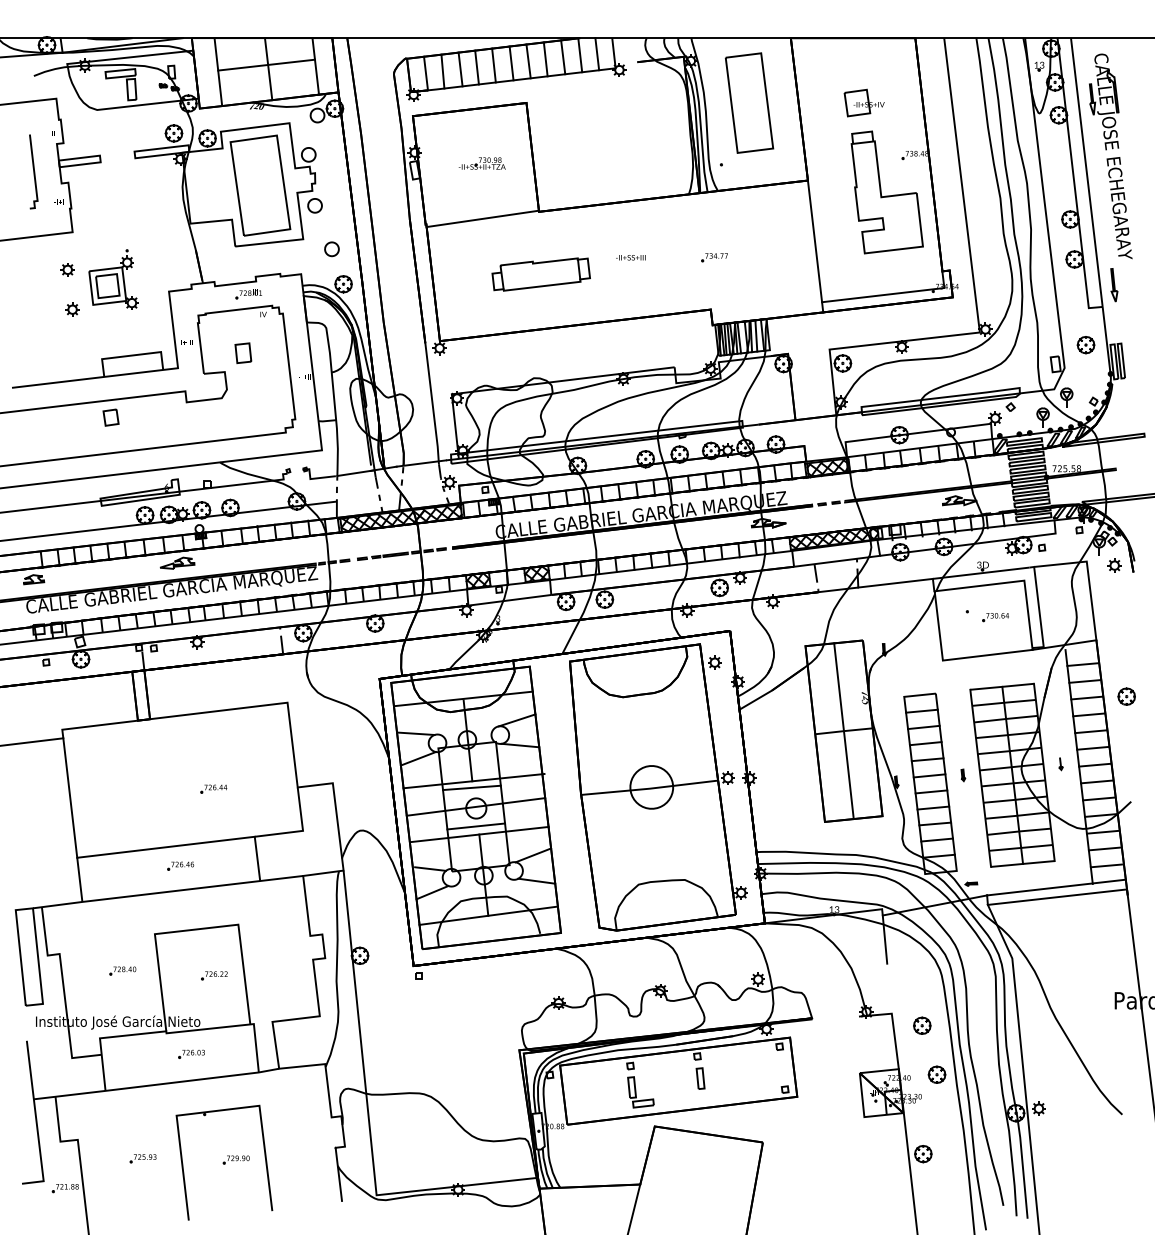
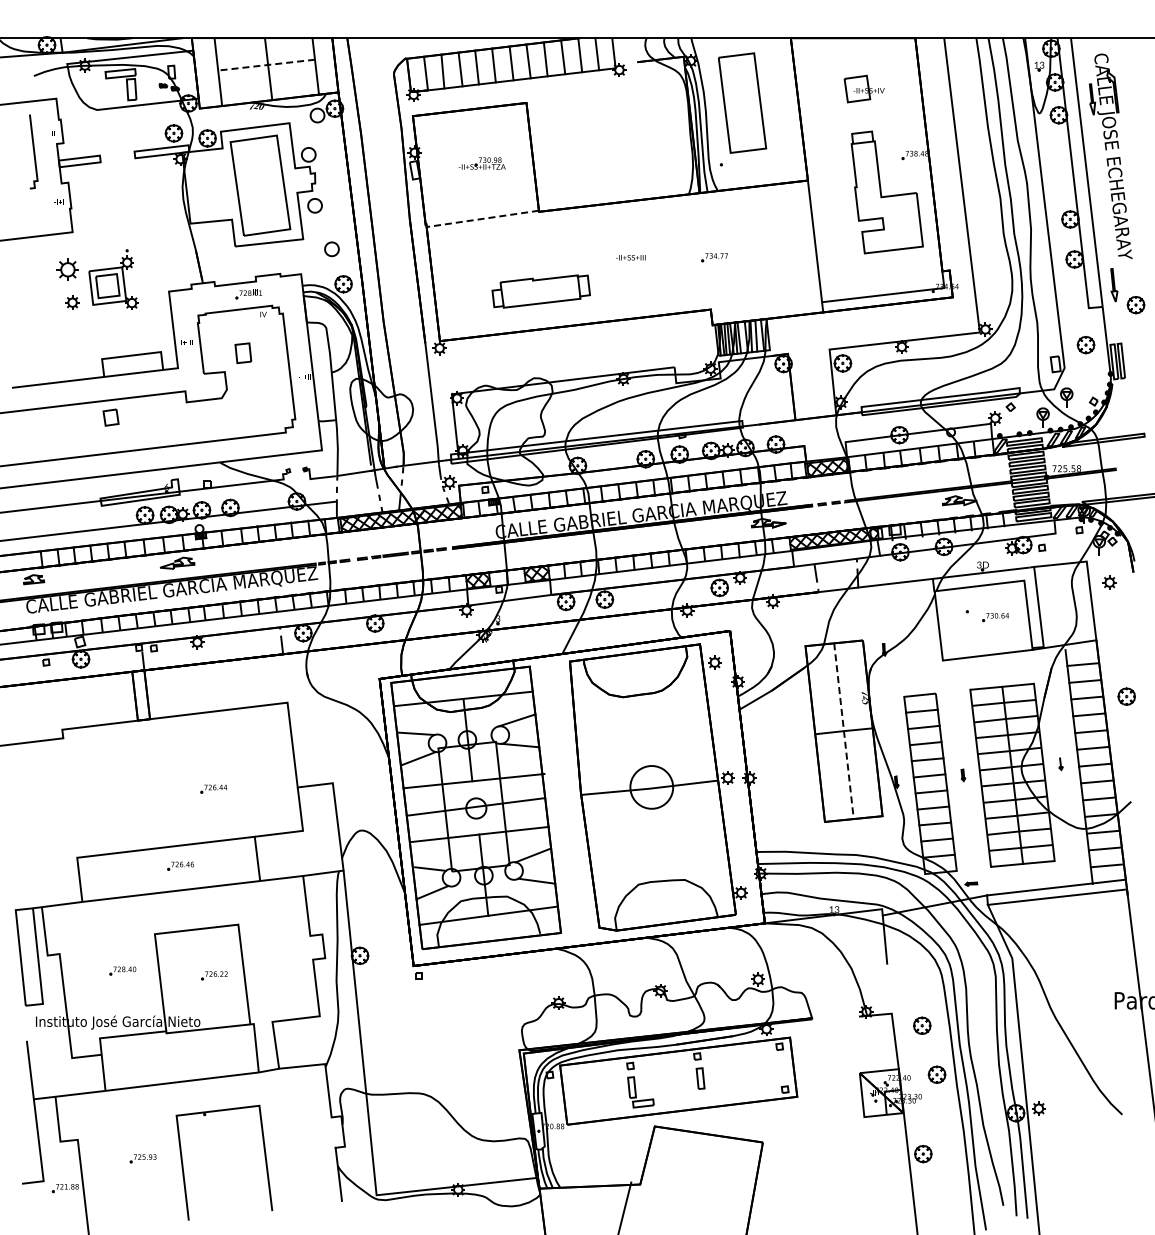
line: solid -> dashed (266, 65)
part position: (749, 102) -> (742, 102) (742, 102)
part position: (863, 102) -> (863, 88) (863, 88)
line position: (33, 171) -> (33, 151) (33, 151)
line: solid -> dashed (482, 218)
part size: 15x14 px -> 23x23 px (67, 269)
part position: (540, 274) -> (540, 291) (540, 291)
part: none -> present (1135, 305)
part position: (72, 309) -> (72, 302) (72, 302)
part position: (1114, 565) -> (1109, 582) (1109, 582)
line: solid -> dashed (844, 731)
line: present -> none (471, 787)
line: present -> none (70, 797)
line: present -> none (476, 826)
part: present -> none (191, 1053)
part: present -> none (235, 1159)
line position: (634, 1207) -> (625, 1206) (625, 1206)
